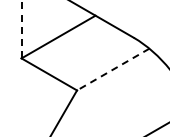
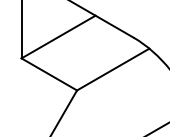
line: dashed -> solid (21, 29)
line: dashed -> solid (113, 69)
